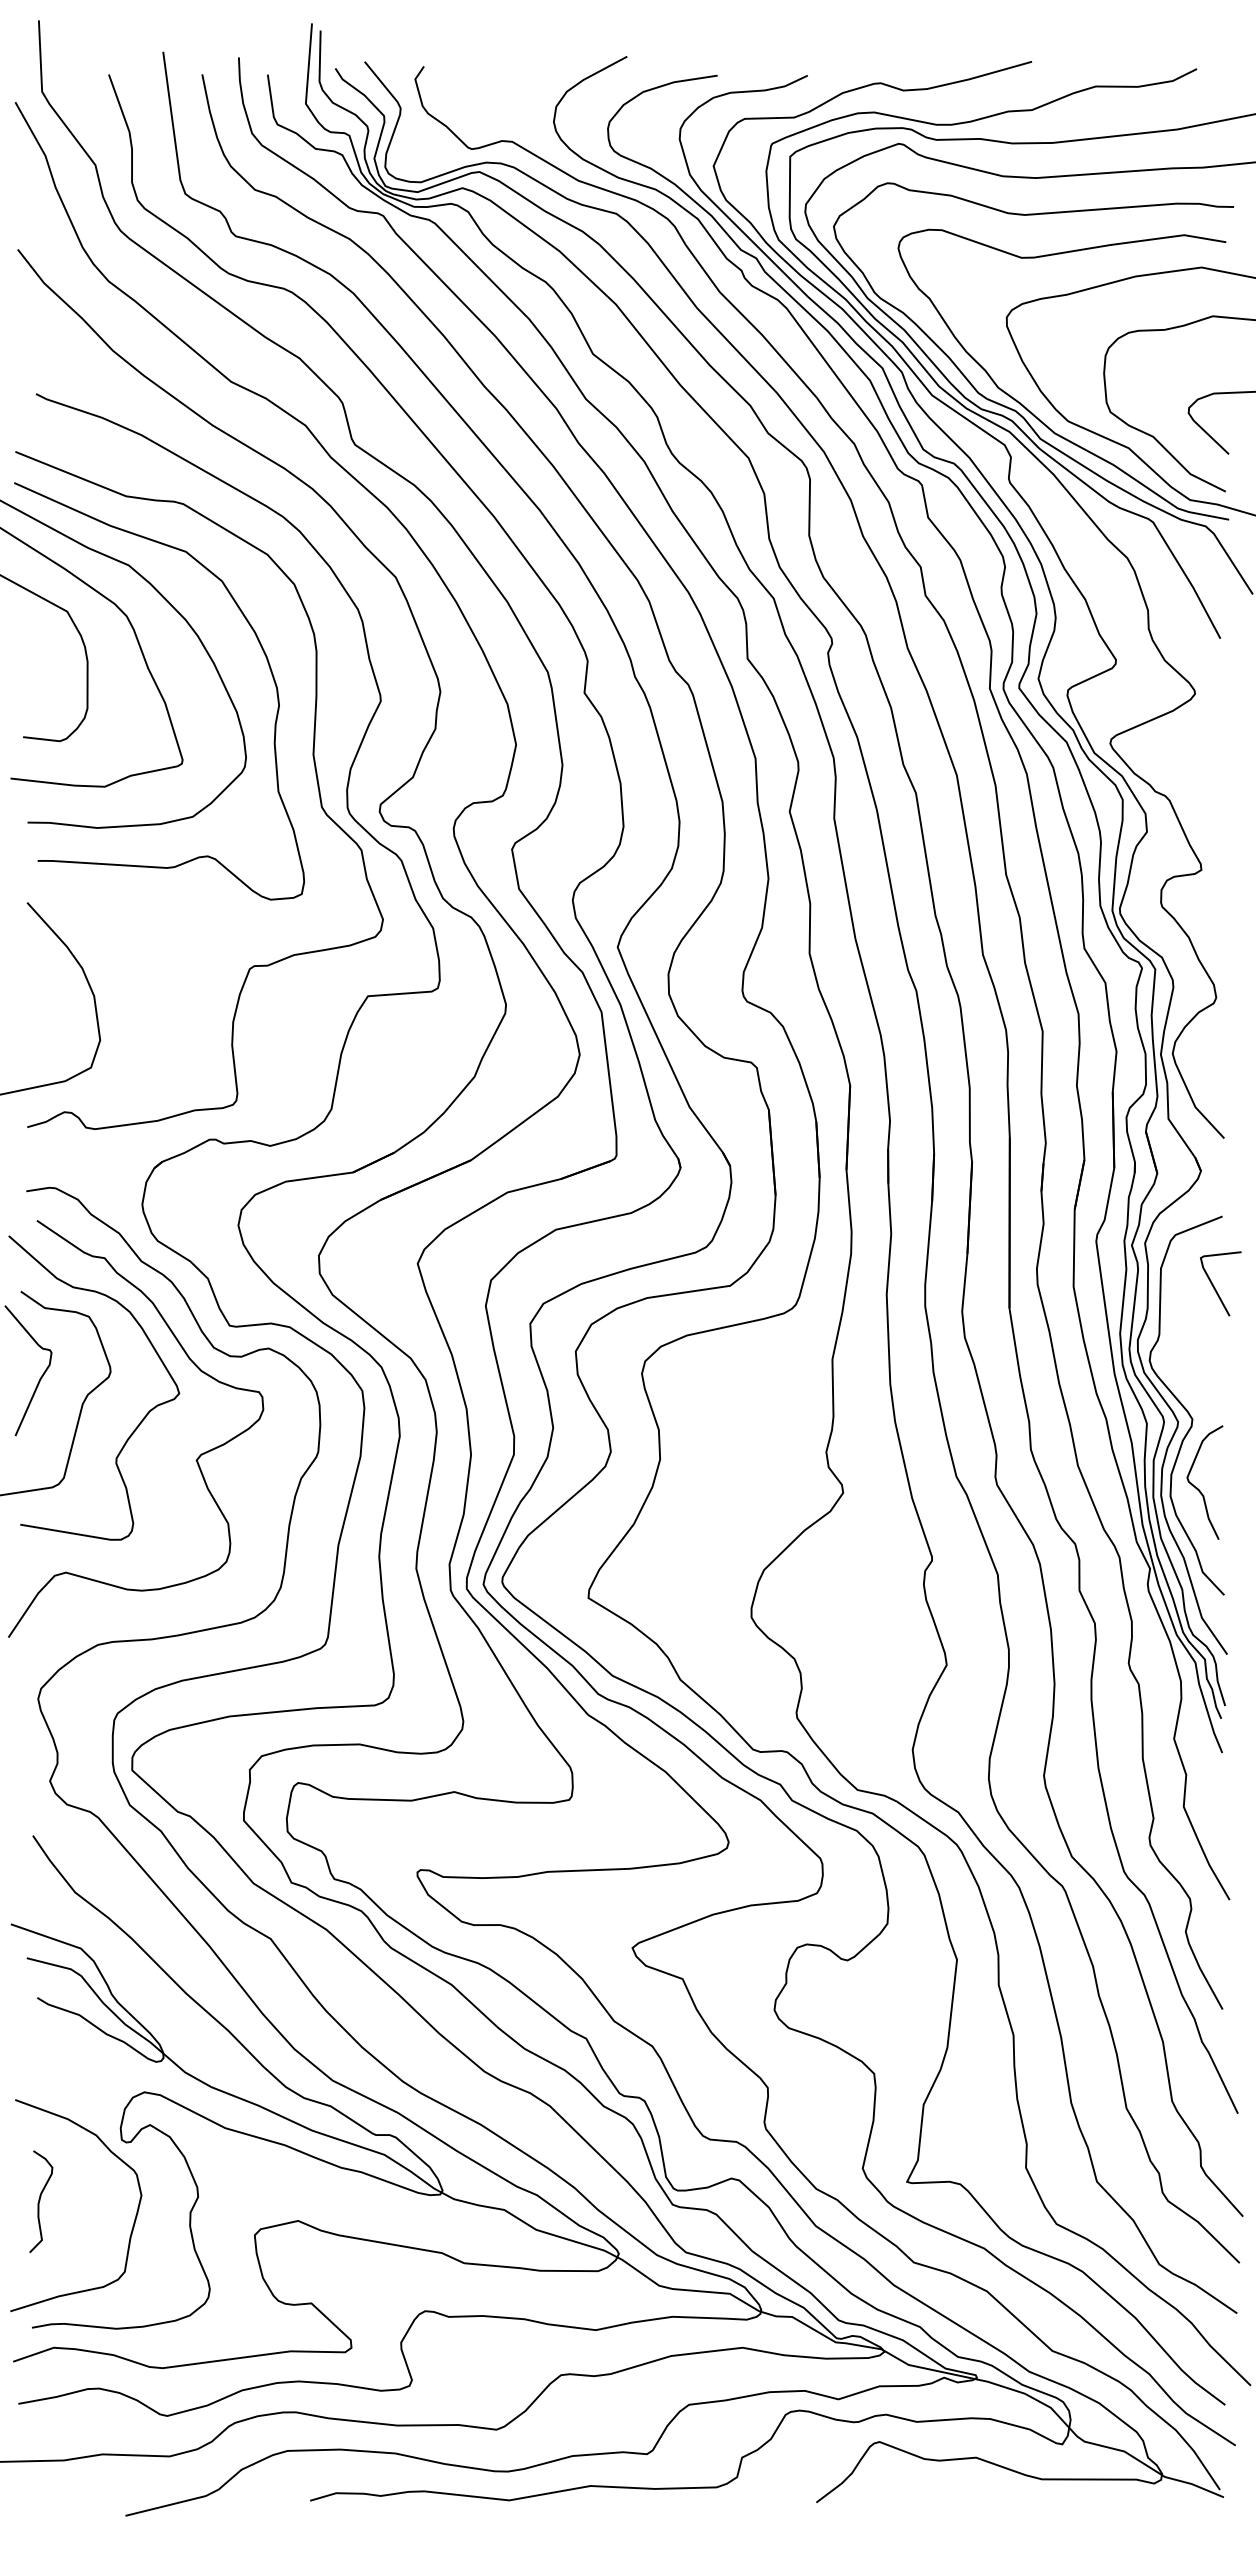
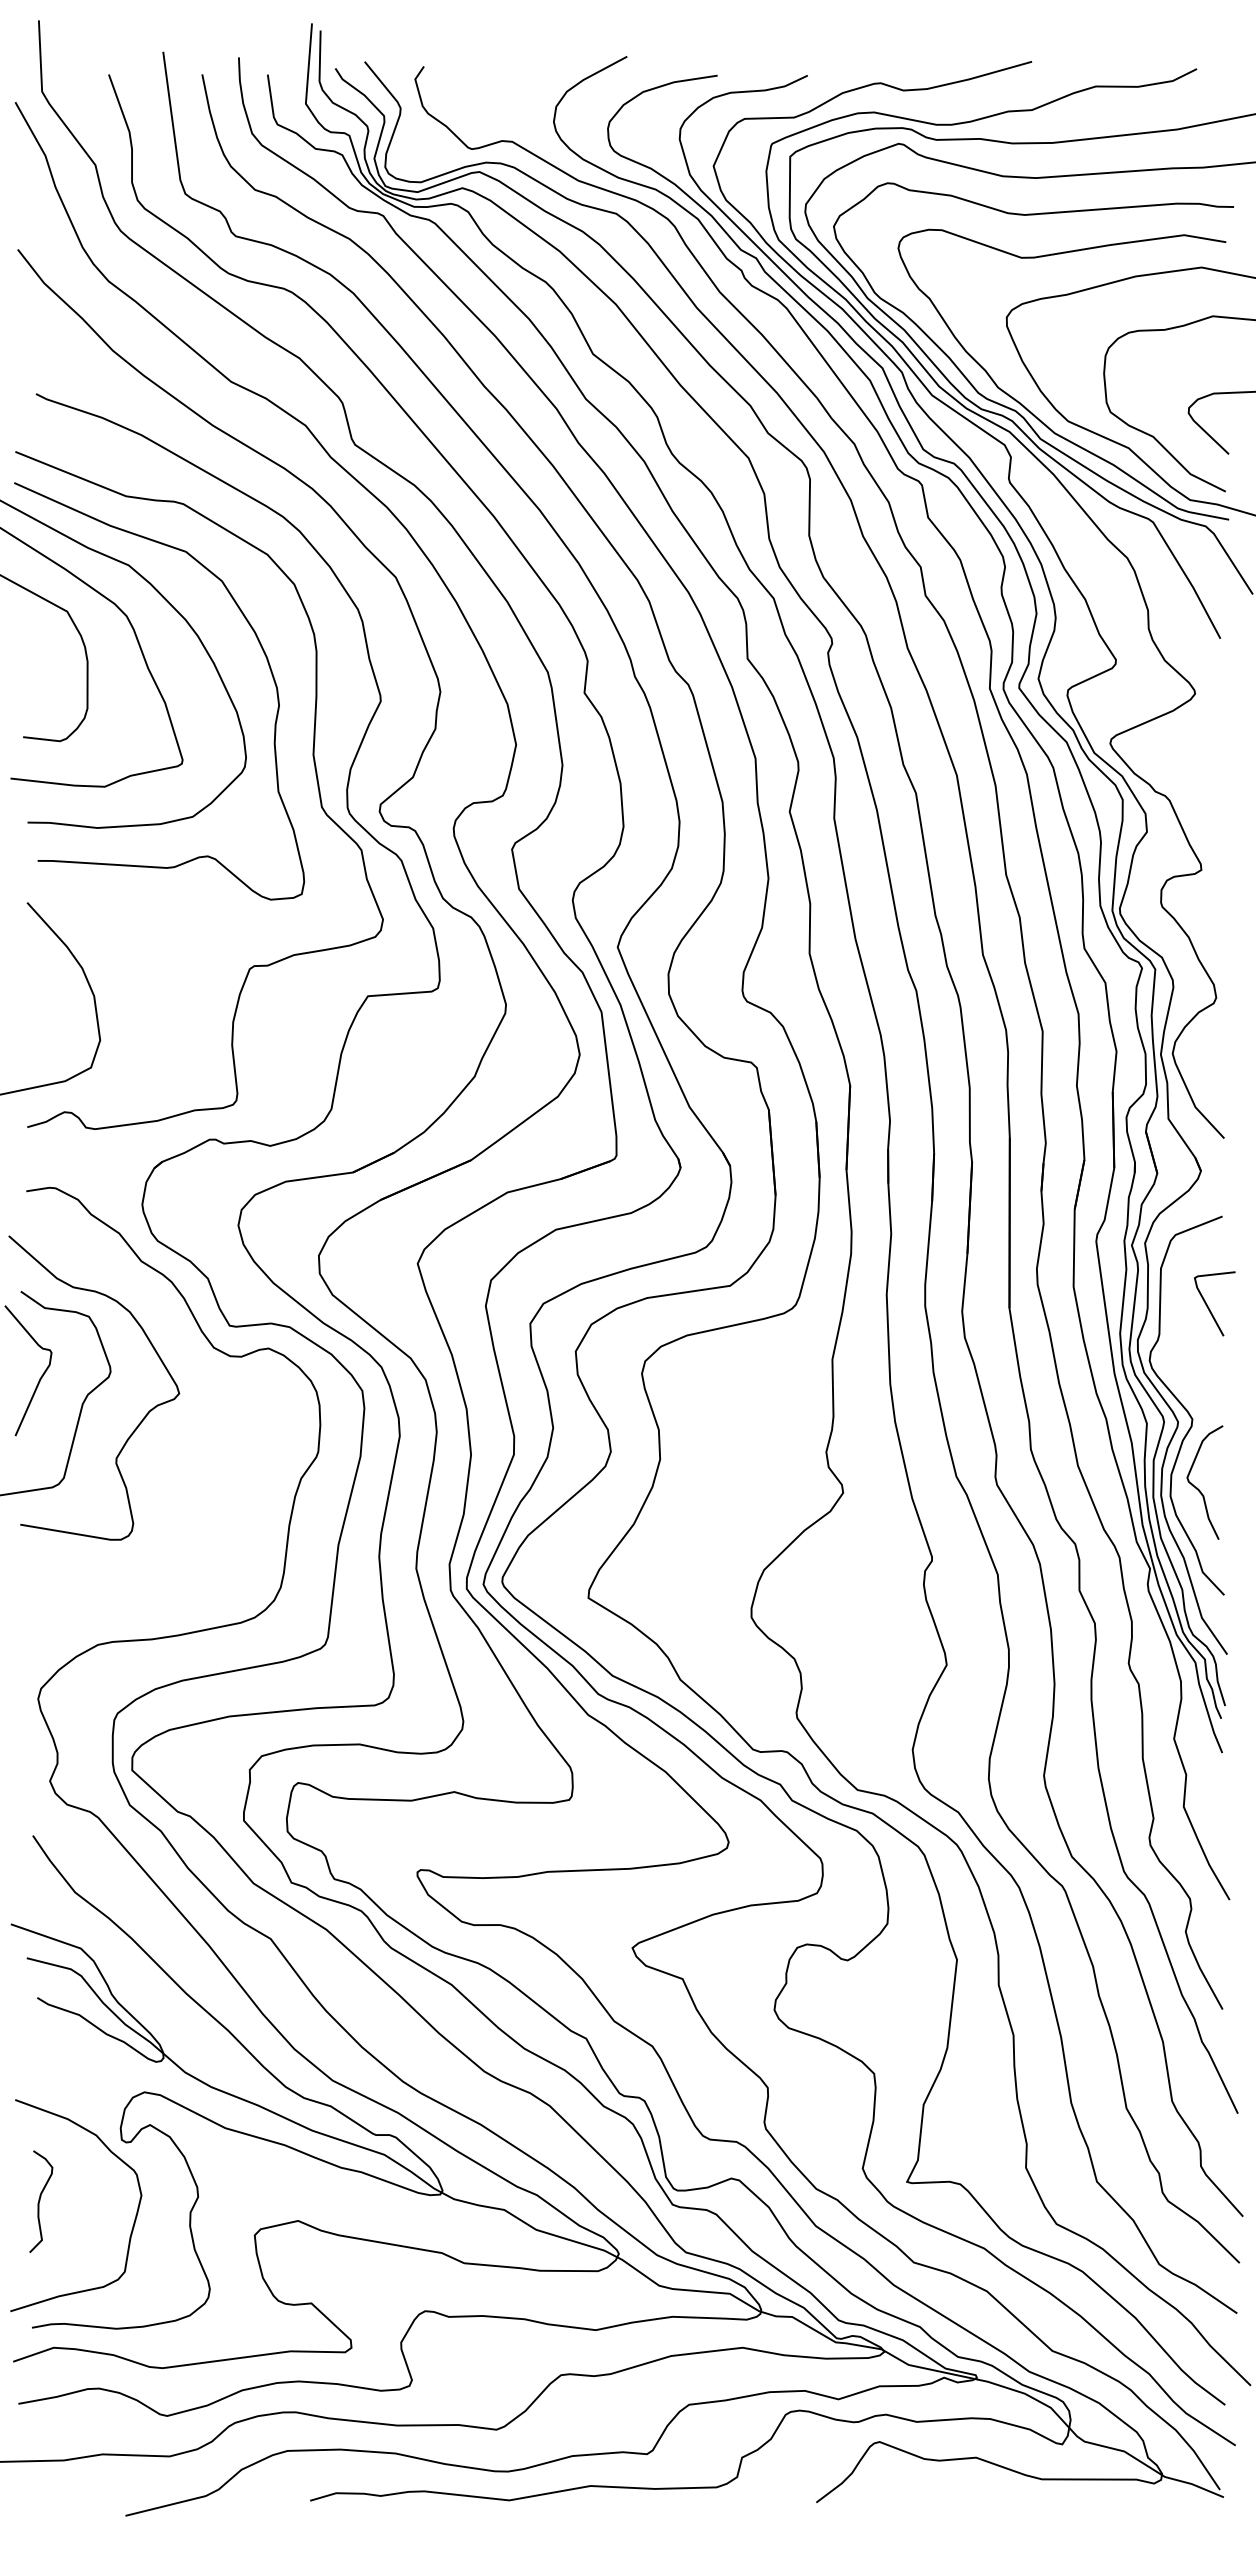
line position: (1215, 1287) -> (1209, 1307) (1209, 1307)
curve: present -> none (195, 1460)
